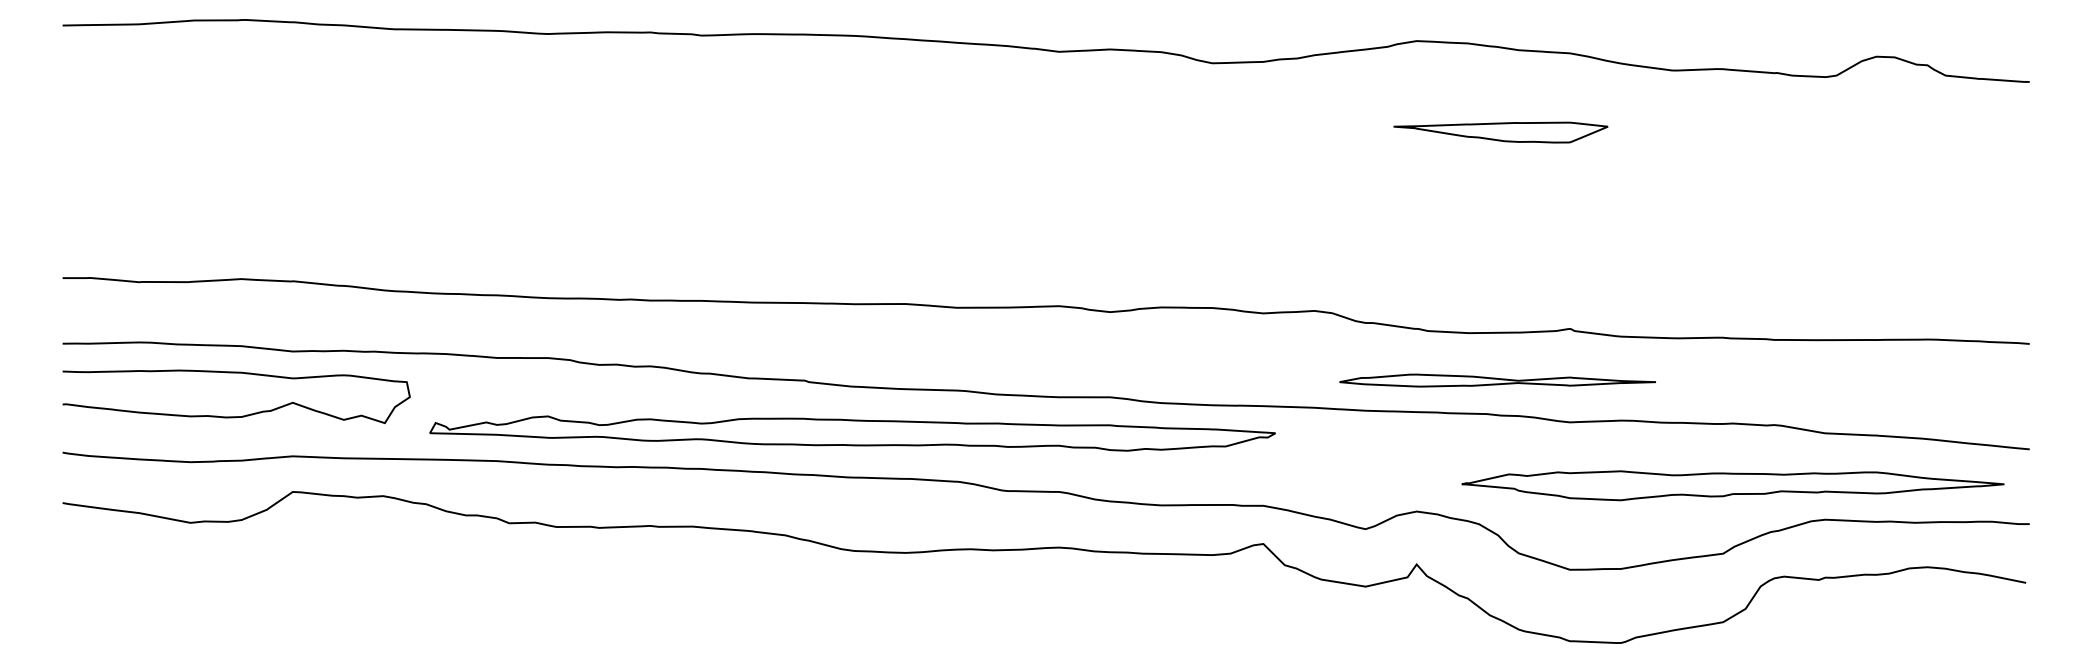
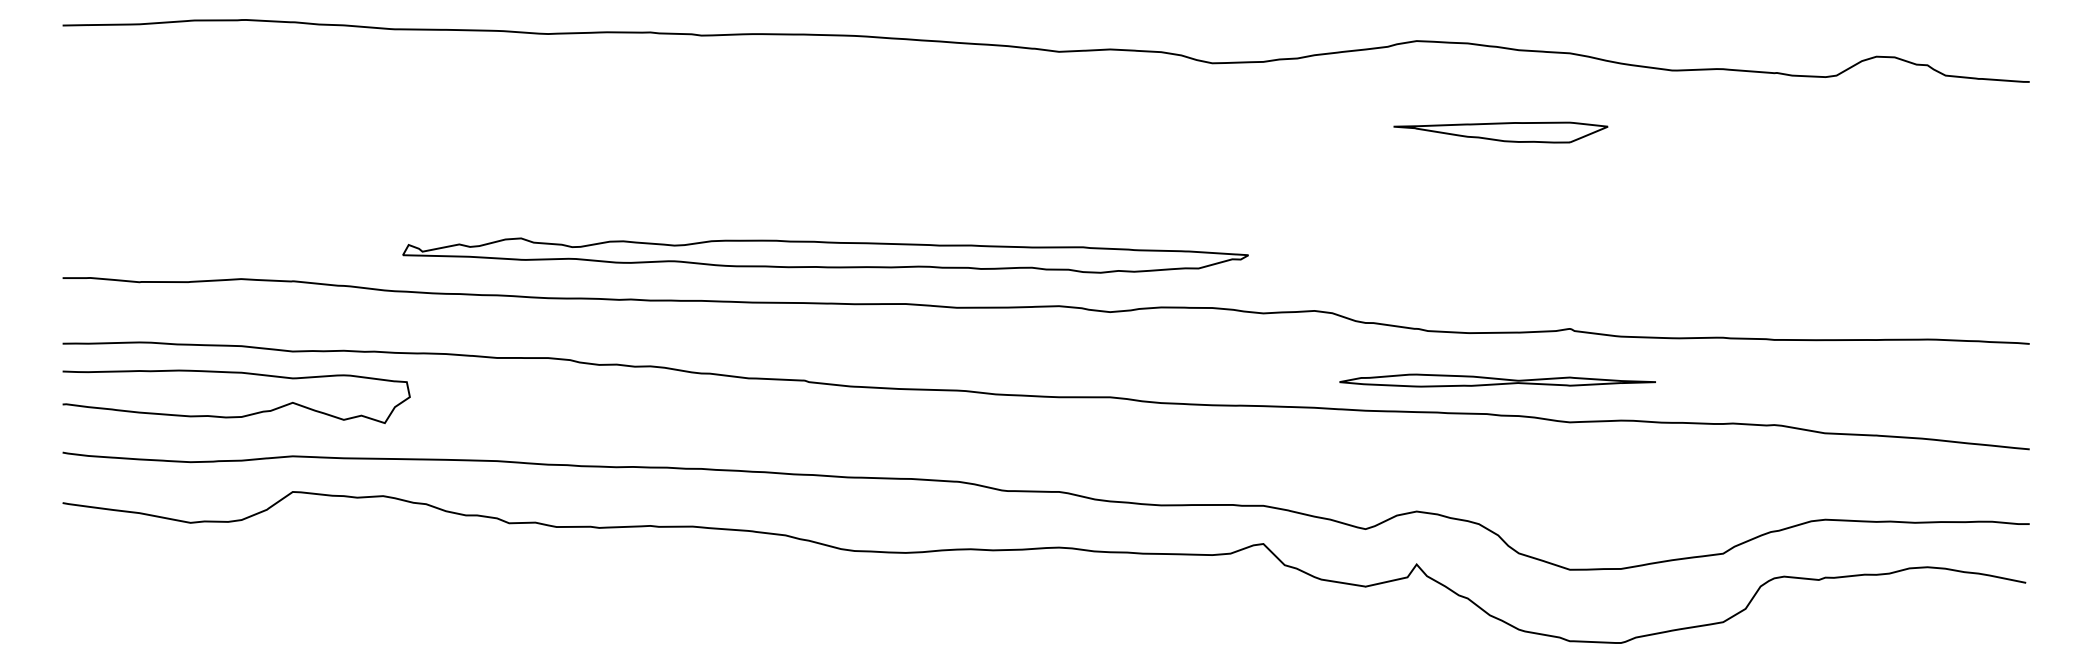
part position: (852, 433) -> (825, 255) (825, 255)
part: present -> none (1732, 485)
